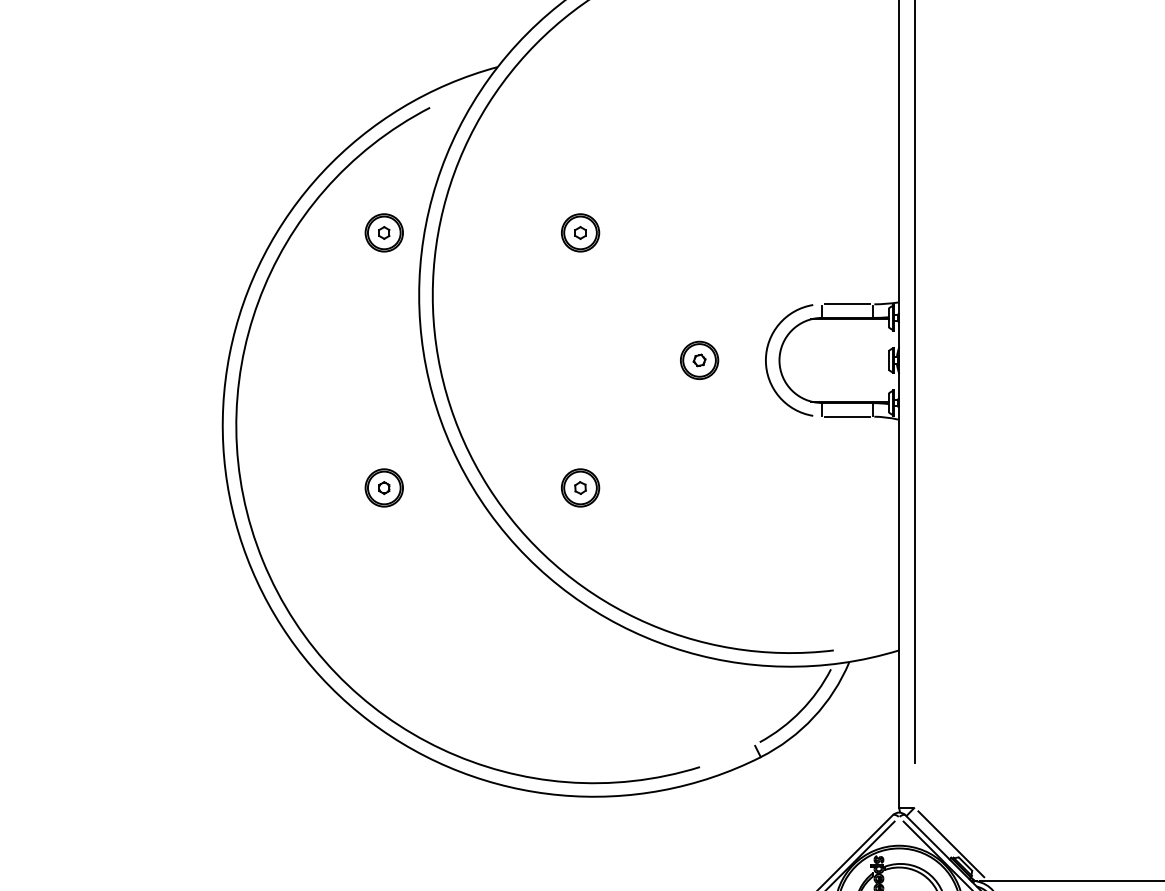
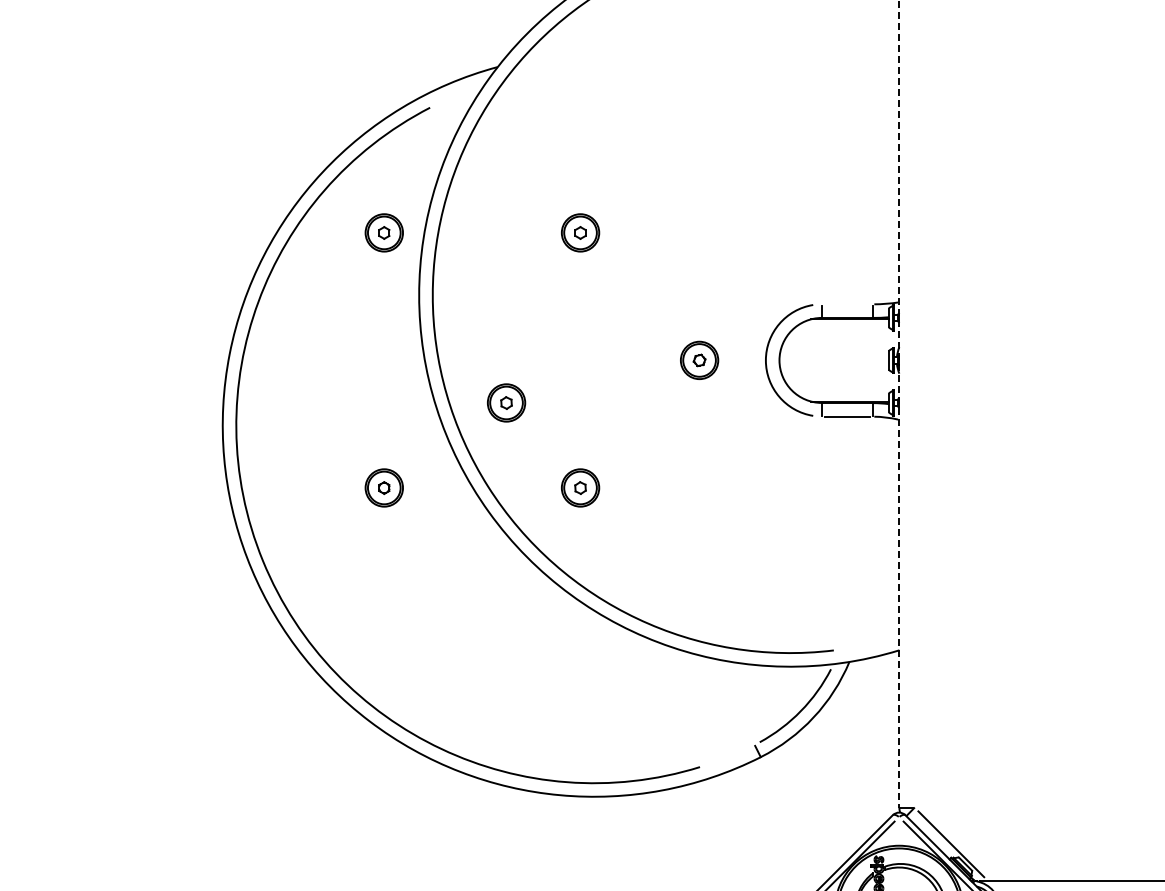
line: present -> none (847, 304)
line: present -> none (914, 382)
part: none -> present (506, 402)
line: solid -> dashed (899, 403)
